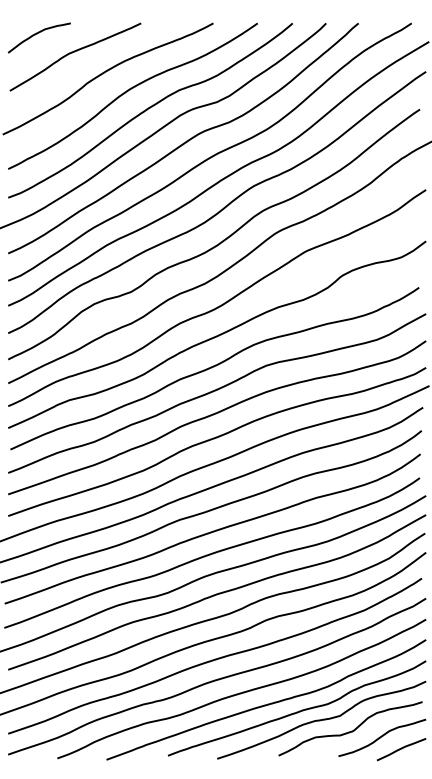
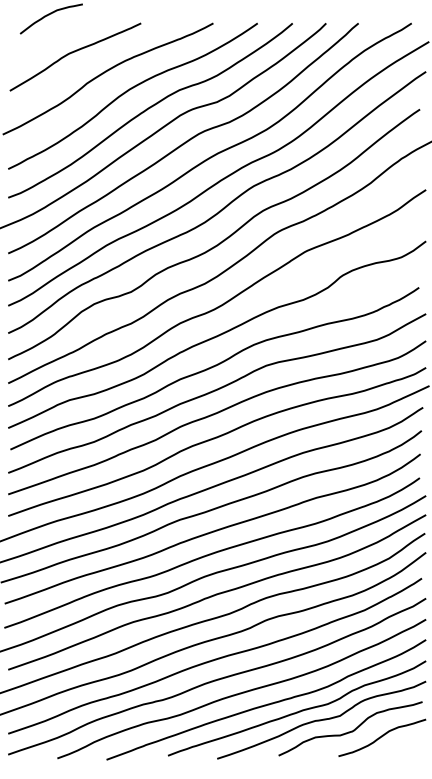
curve position: (37, 34) -> (49, 15) (49, 15)
curve: present -> none (401, 749)
